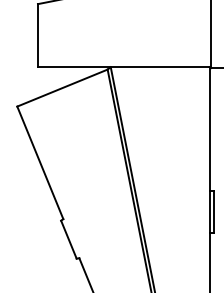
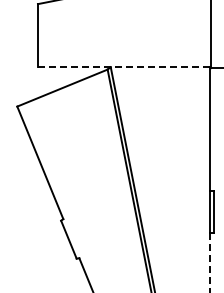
line: solid -> dashed (123, 67)
line: solid -> dashed (209, 262)
